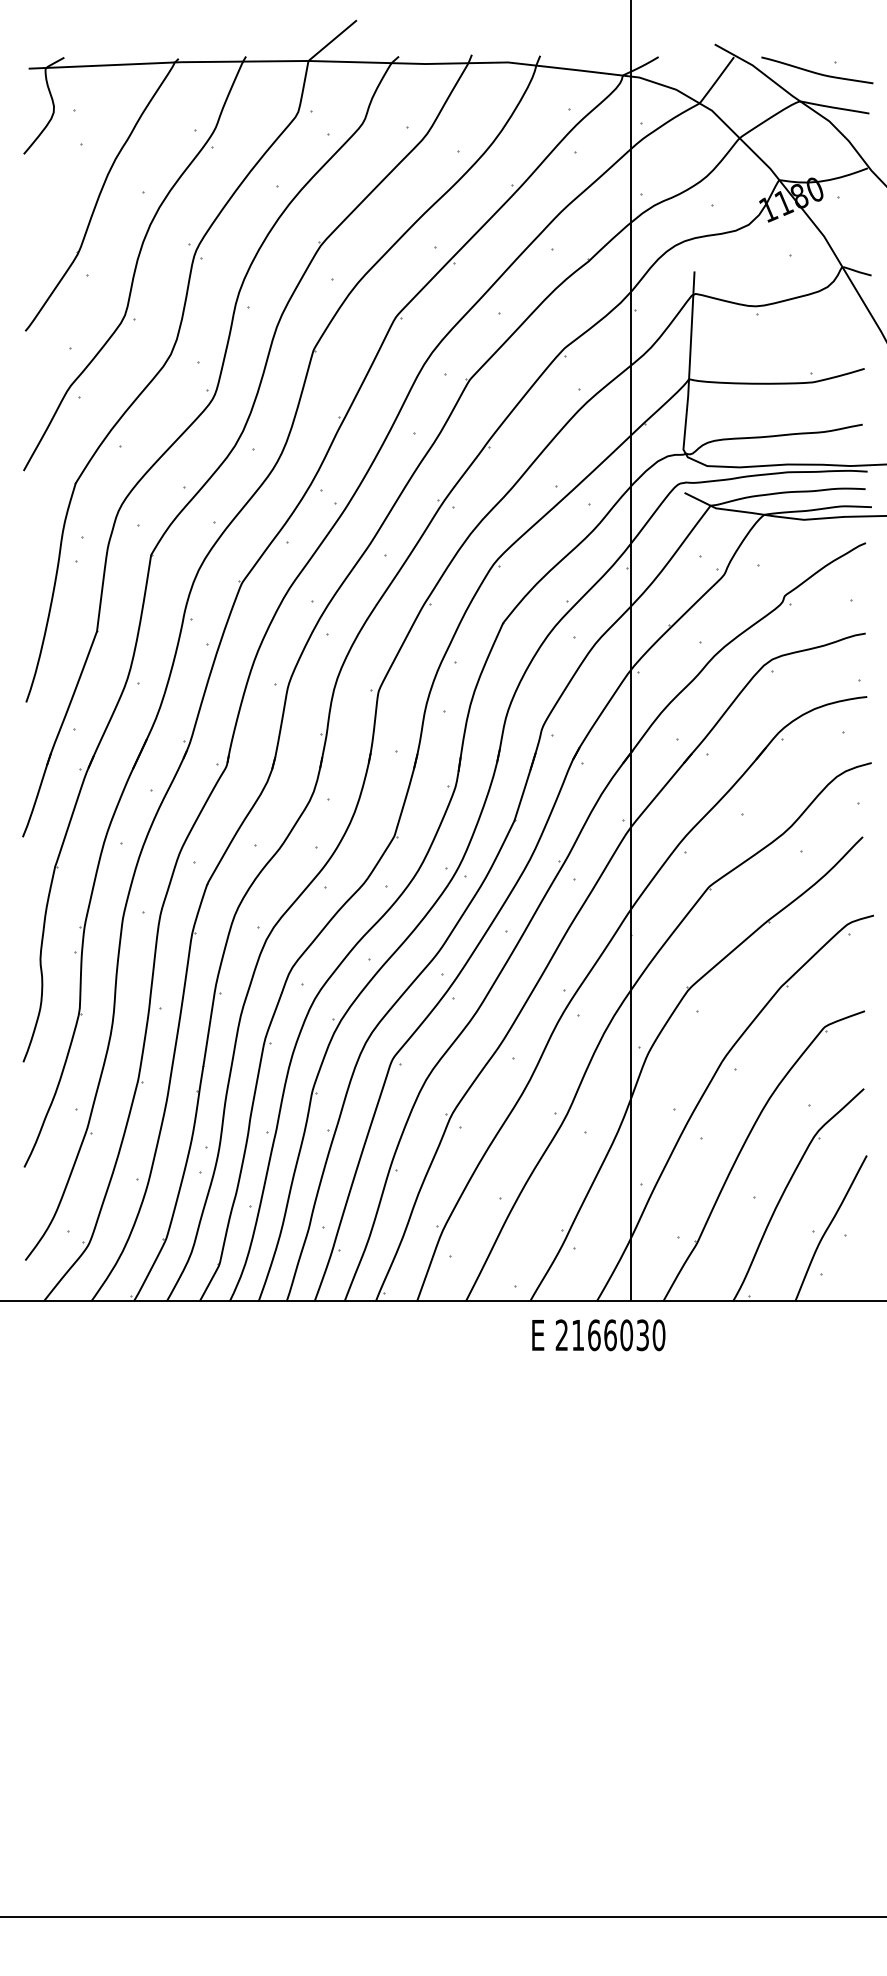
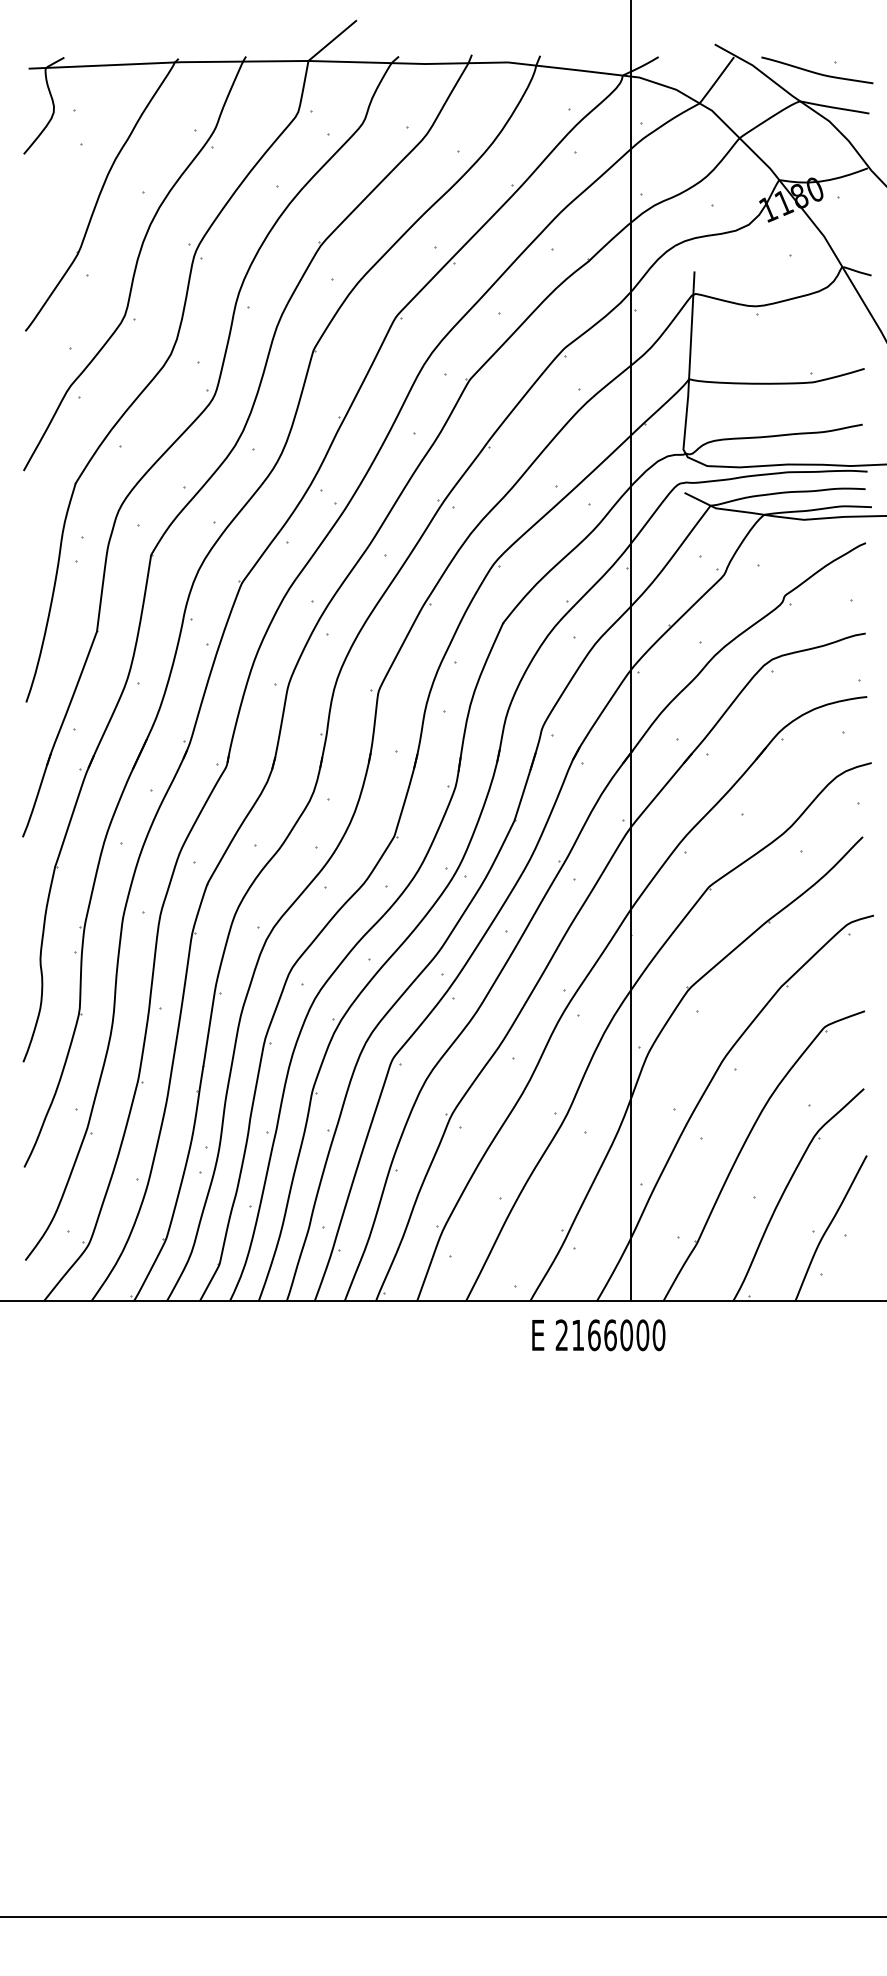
text: 2166030 -> 2166000 (642, 1335)
